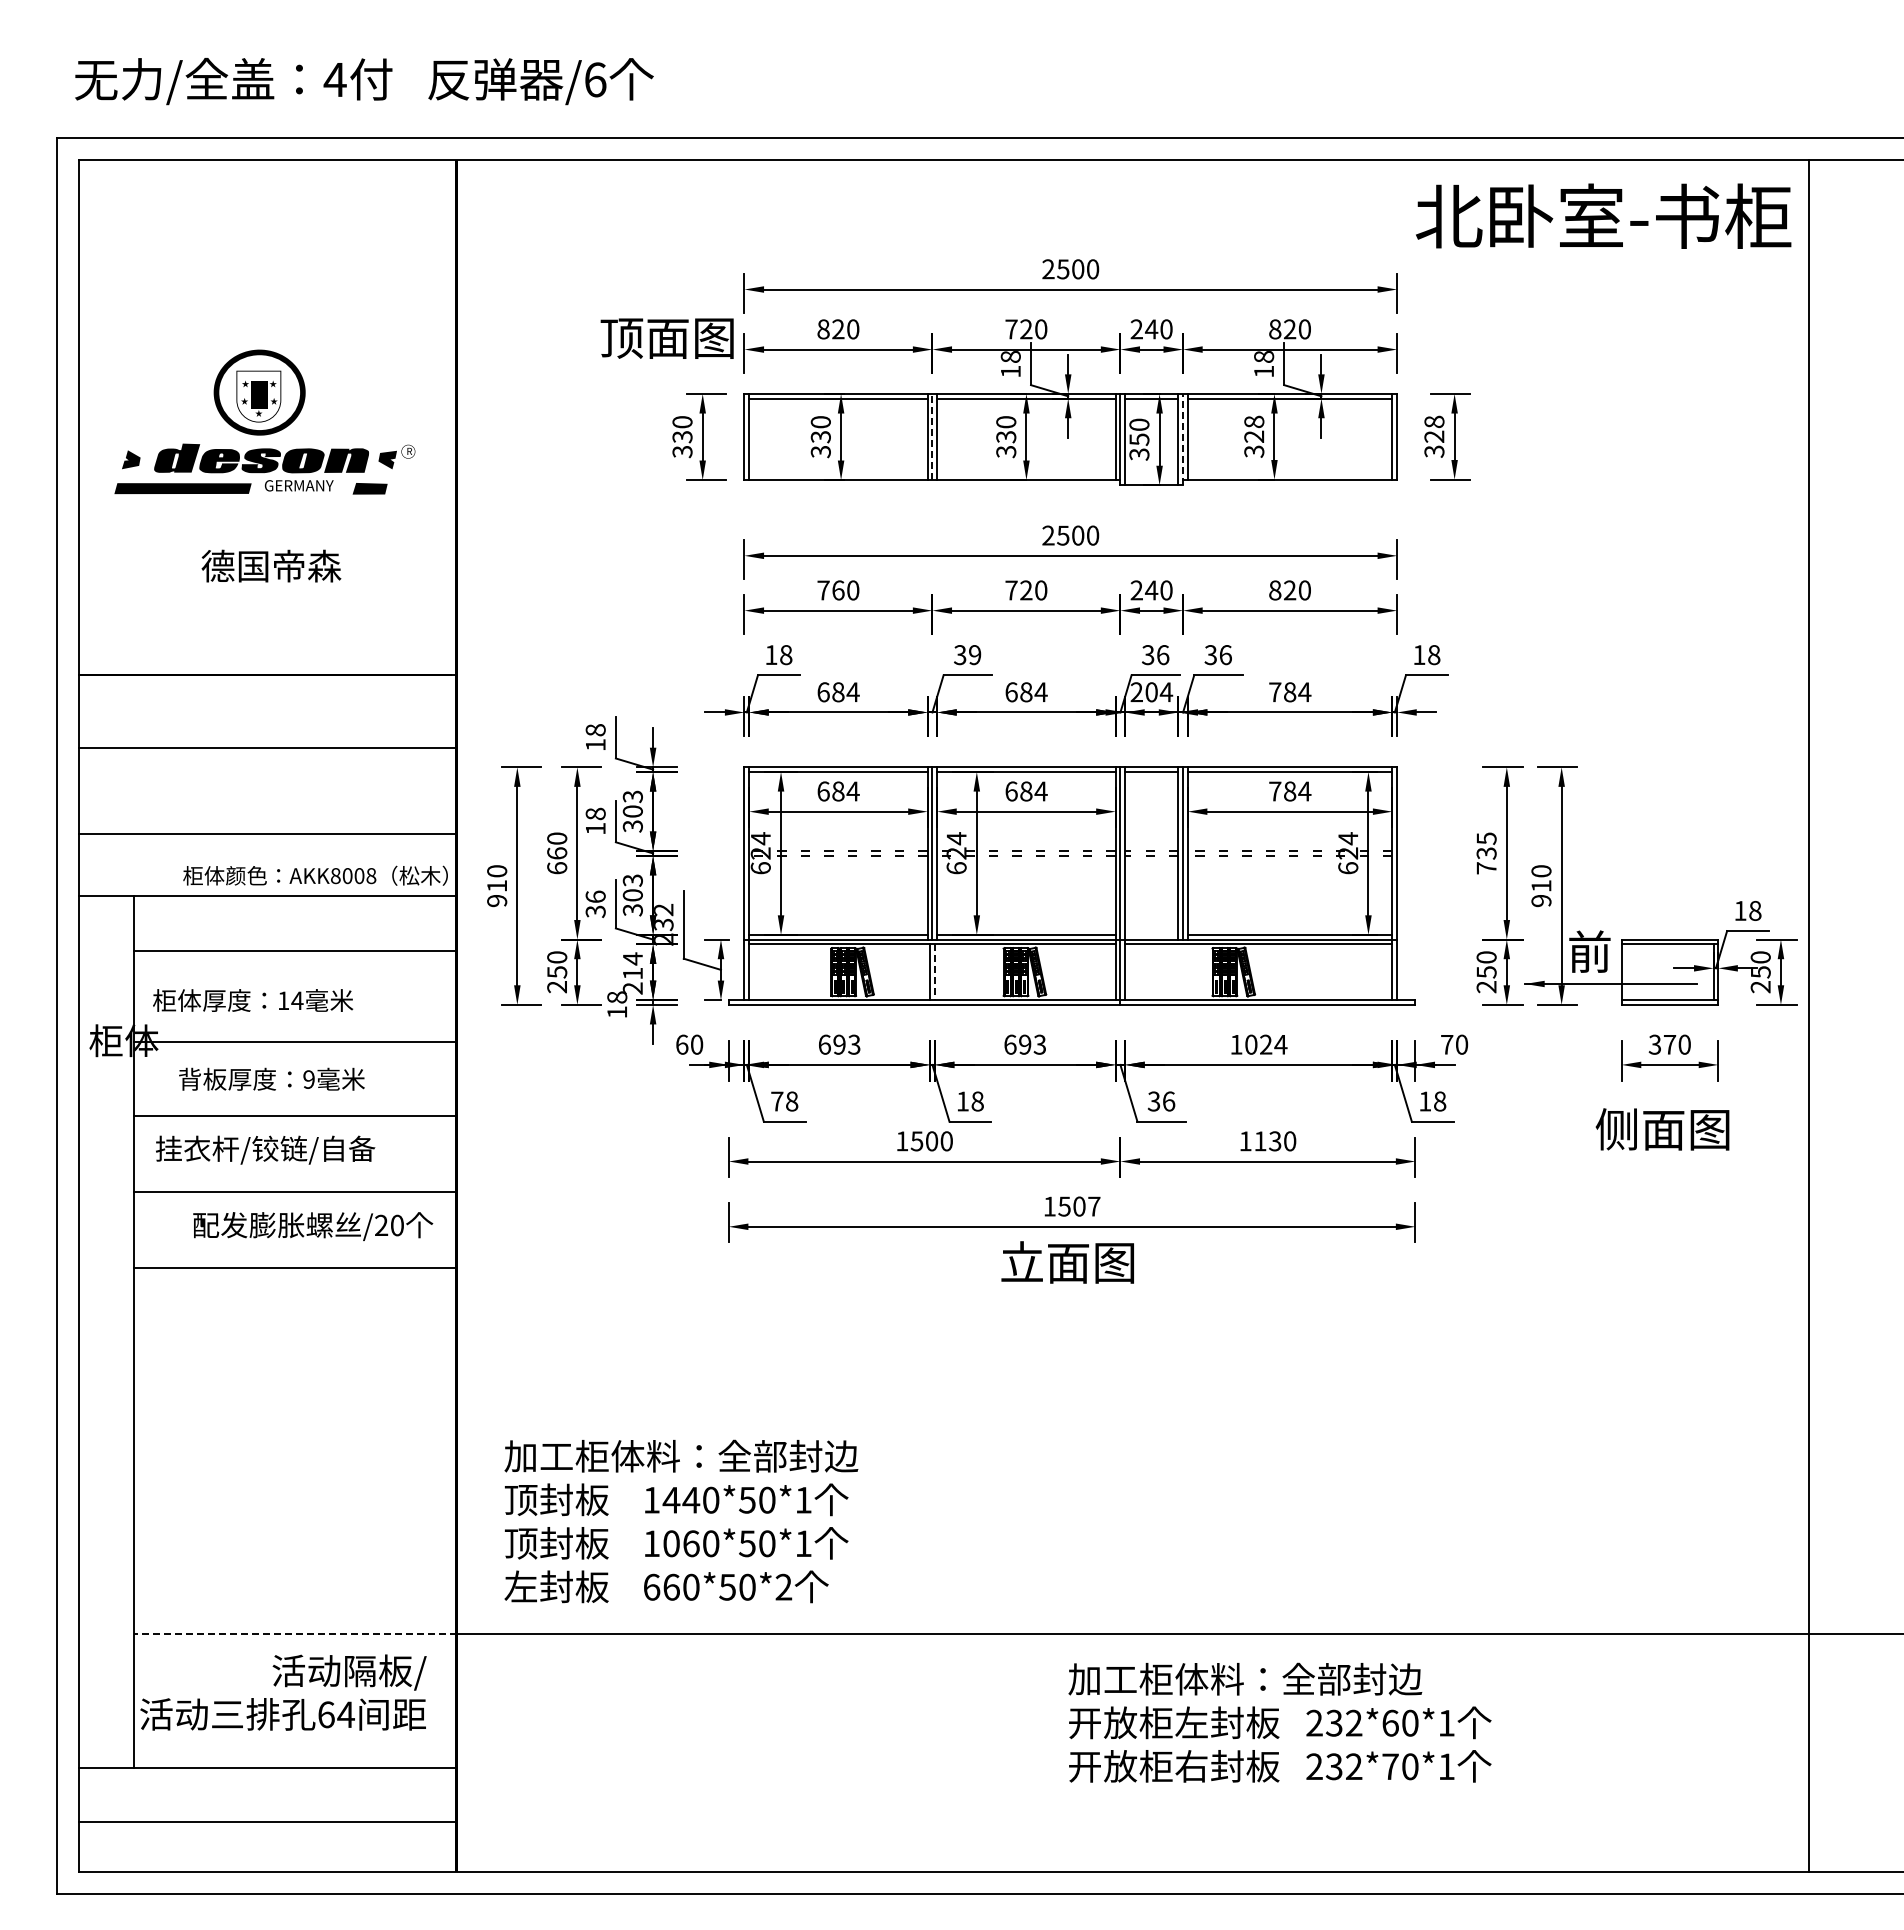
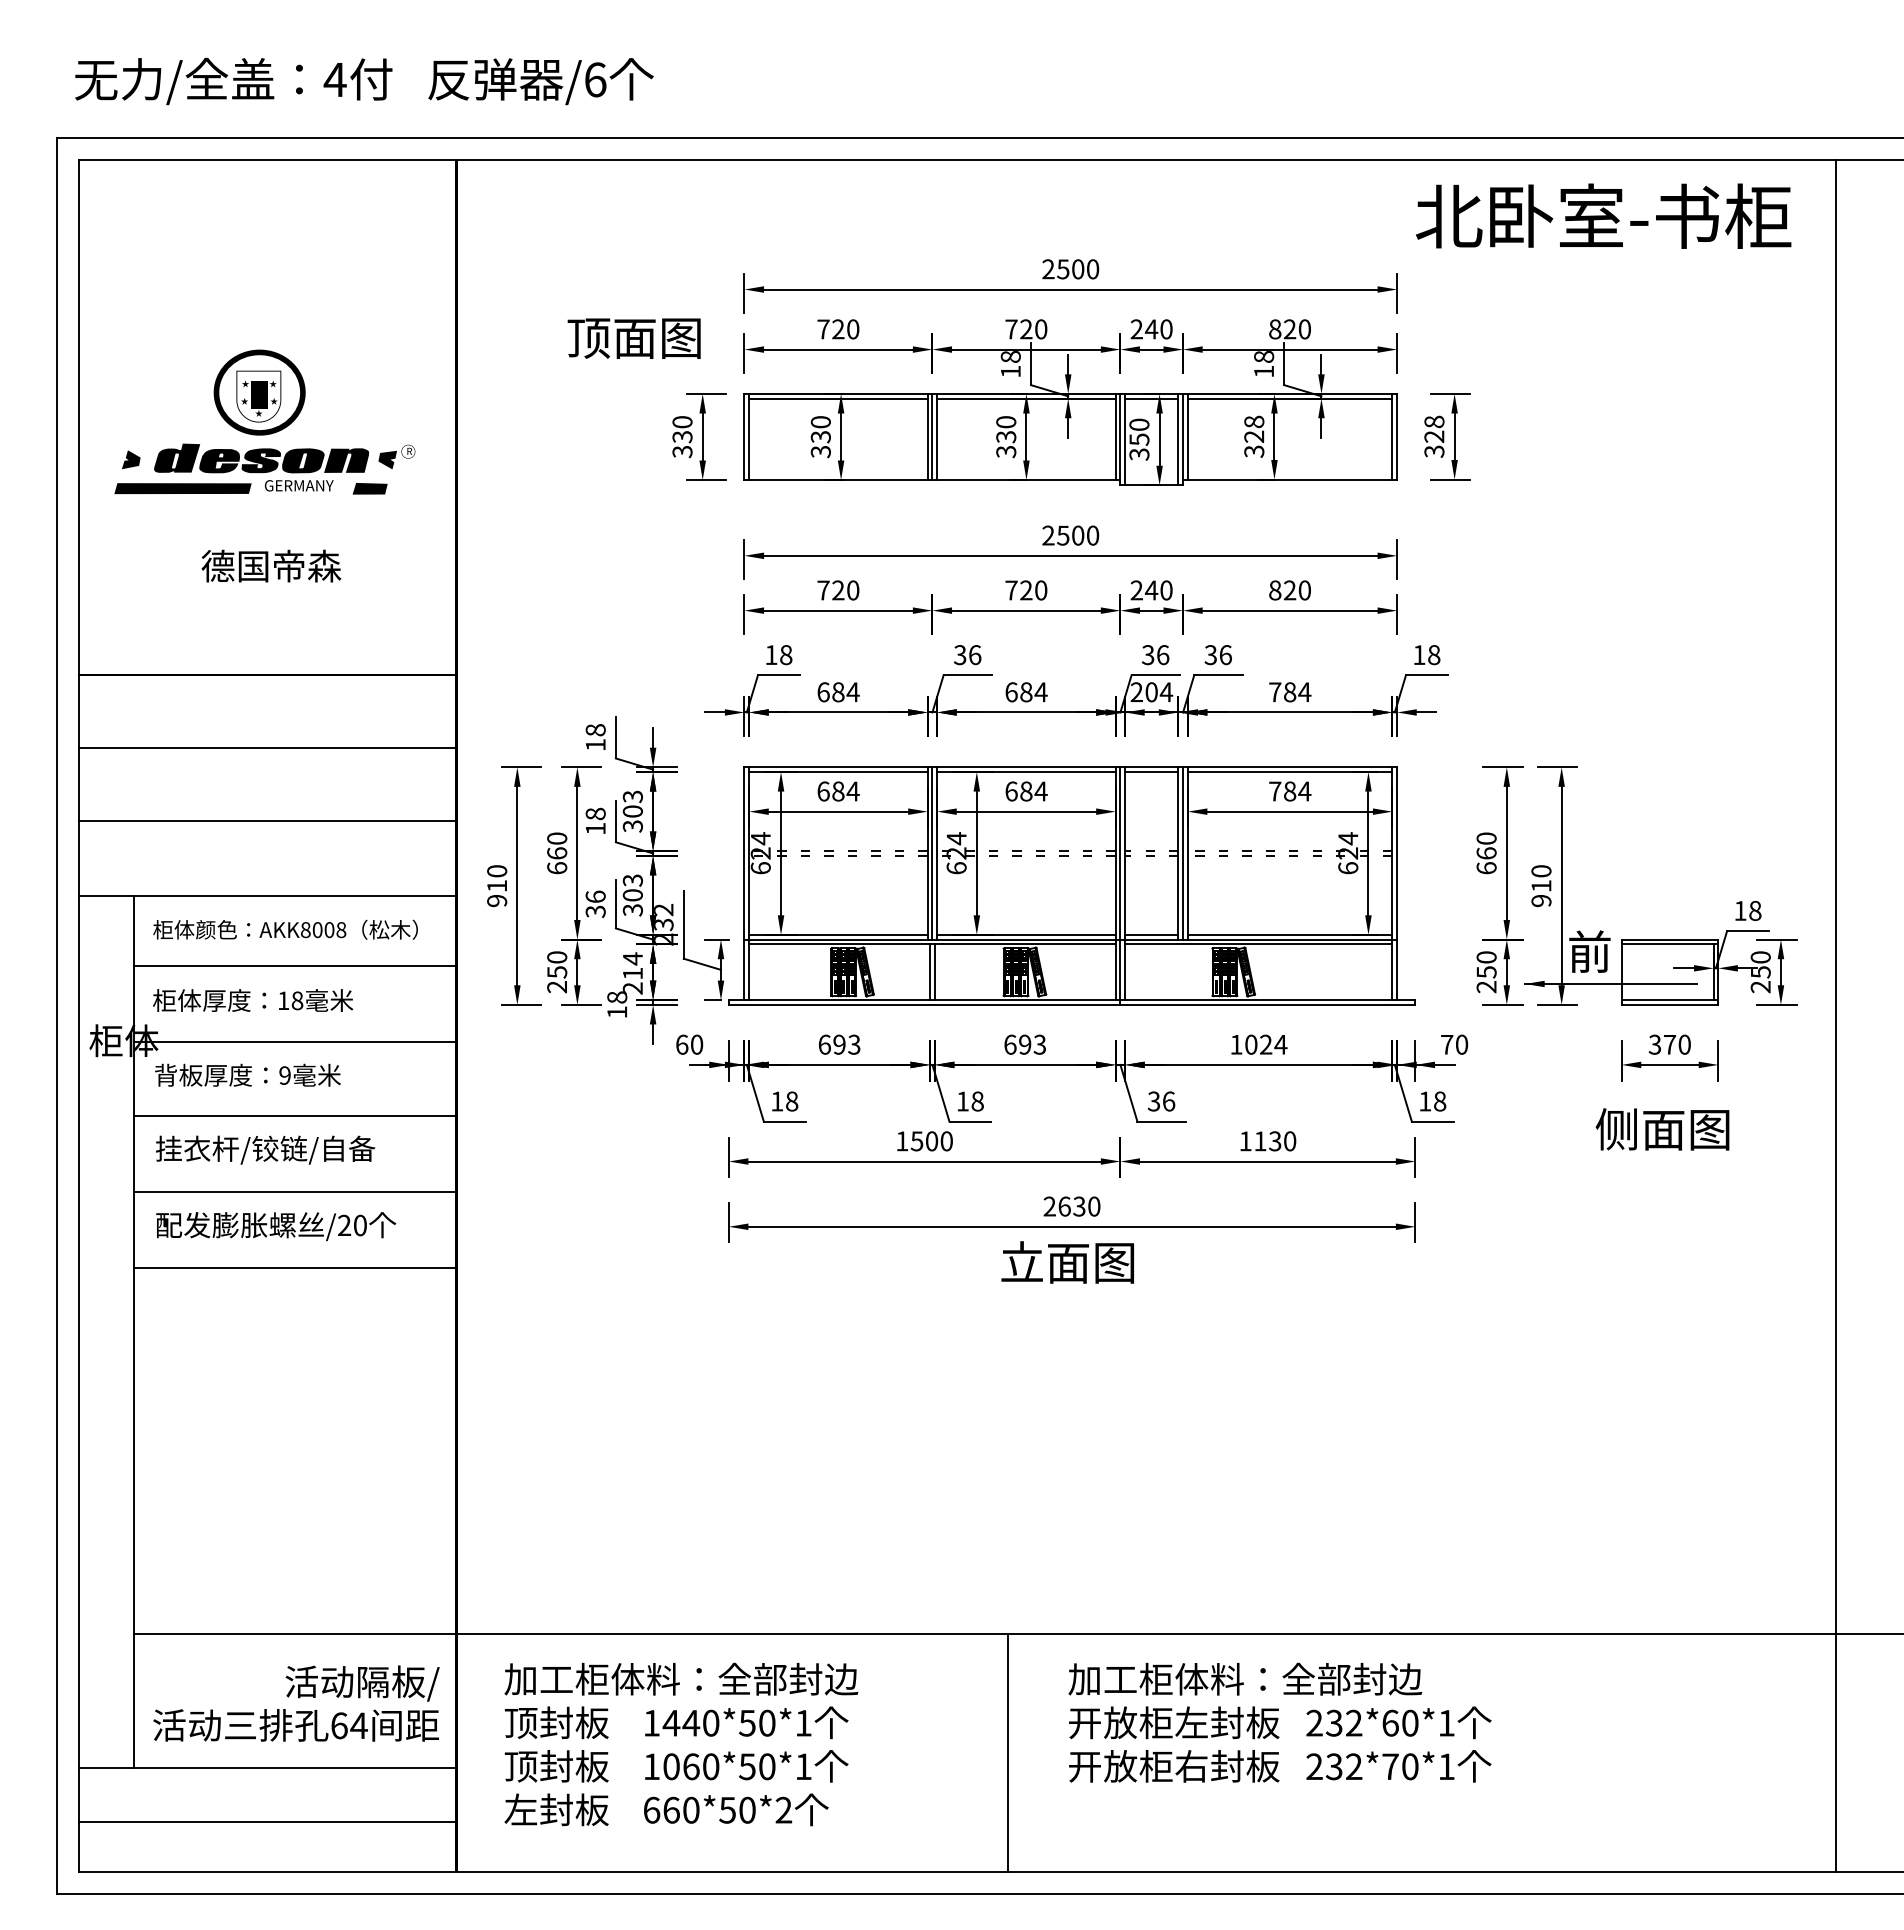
text: 820 -> 720 (823, 329)
text position: (666, 338) -> (633, 338) (633, 338)
line: dashed -> solid (932, 436)
line: dashed -> solid (1183, 439)
text: 760 -> 720 (838, 590)
text: 39 -> 36 (975, 655)
line position: (267, 834) -> (267, 821) (267, 821)
text: 735 -> 660 (1486, 853)
text position: (315, 875) -> (285, 929) (285, 929)
line: none -> present (1151, 934)
line position: (294, 951) -> (294, 966) (294, 966)
line: dashed -> solid (934, 972)
text: 14 -> 18 (297, 1000)
line position: (1808, 1015) -> (1835, 1015) (1835, 1015)
text position: (271, 1078) -> (247, 1074) (247, 1074)
text: 78 -> 18 (777, 1101)
text: 1507 -> 2630 (1071, 1206)
text position: (313, 1226) -> (276, 1226) (276, 1226)
text position: (681, 1521) -> (681, 1744) (681, 1744)
line: dashed -> solid (294, 1633)
text position: (283, 1692) -> (296, 1703) (296, 1703)
line: none -> present (1008, 1752)
